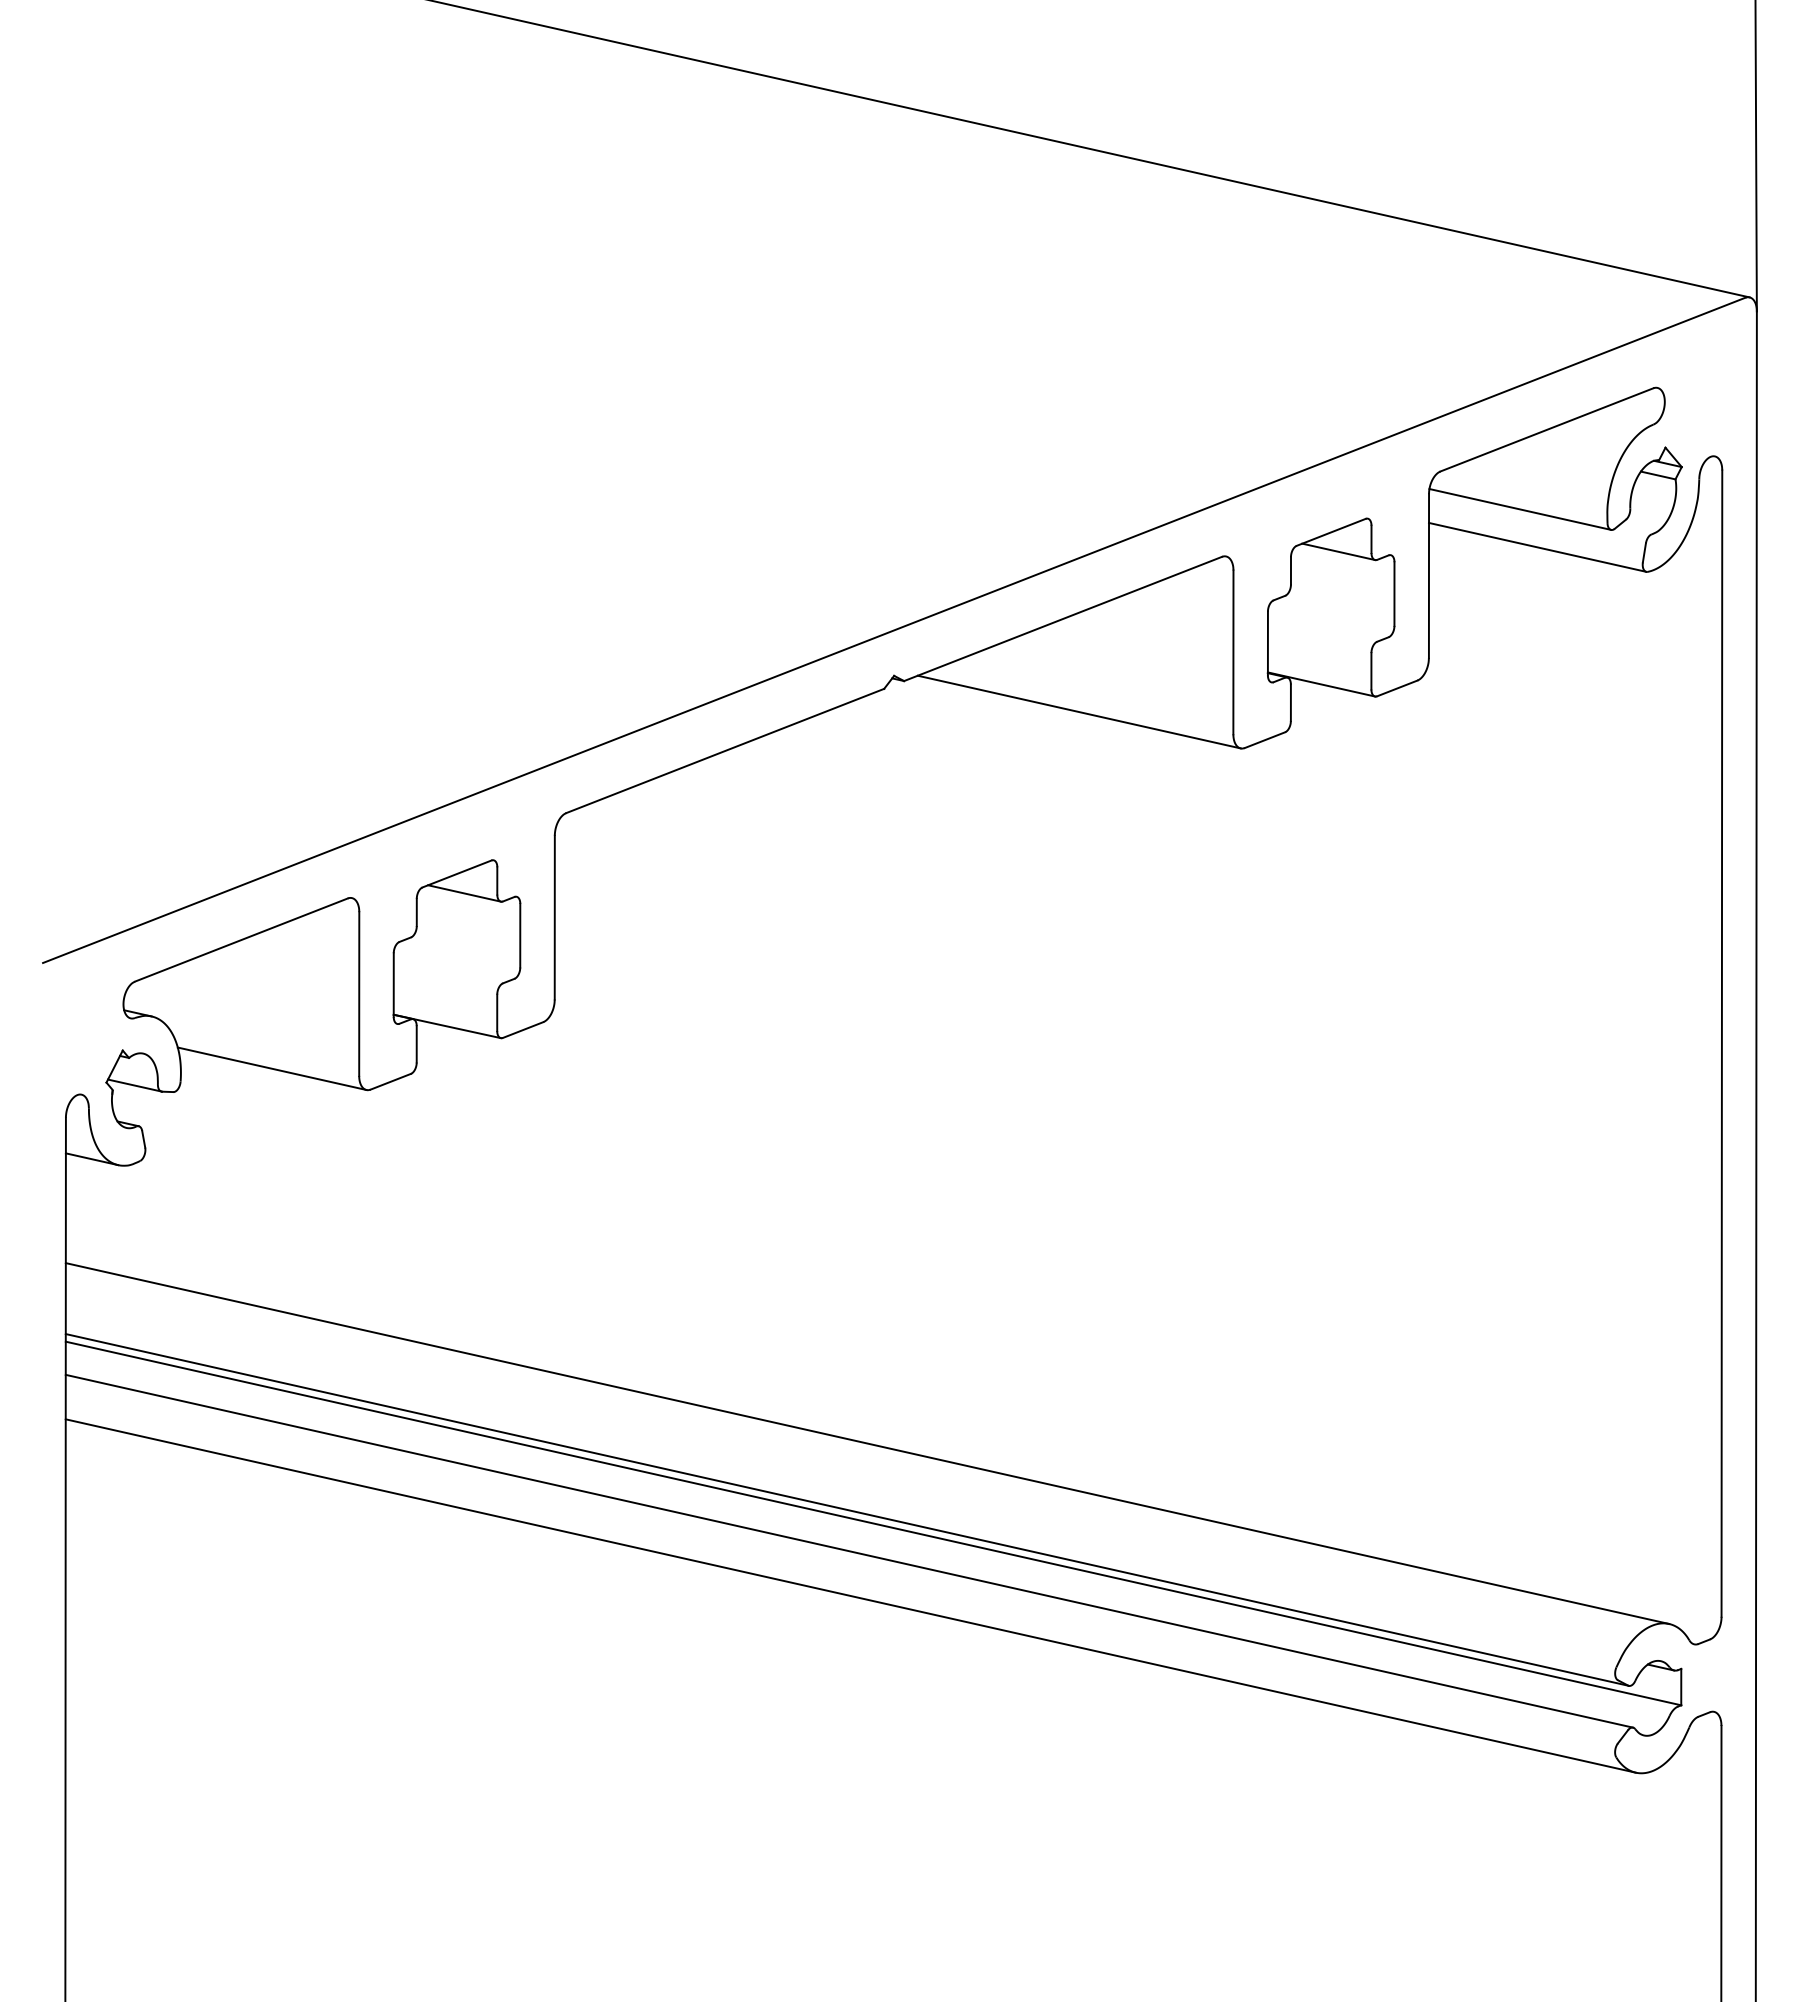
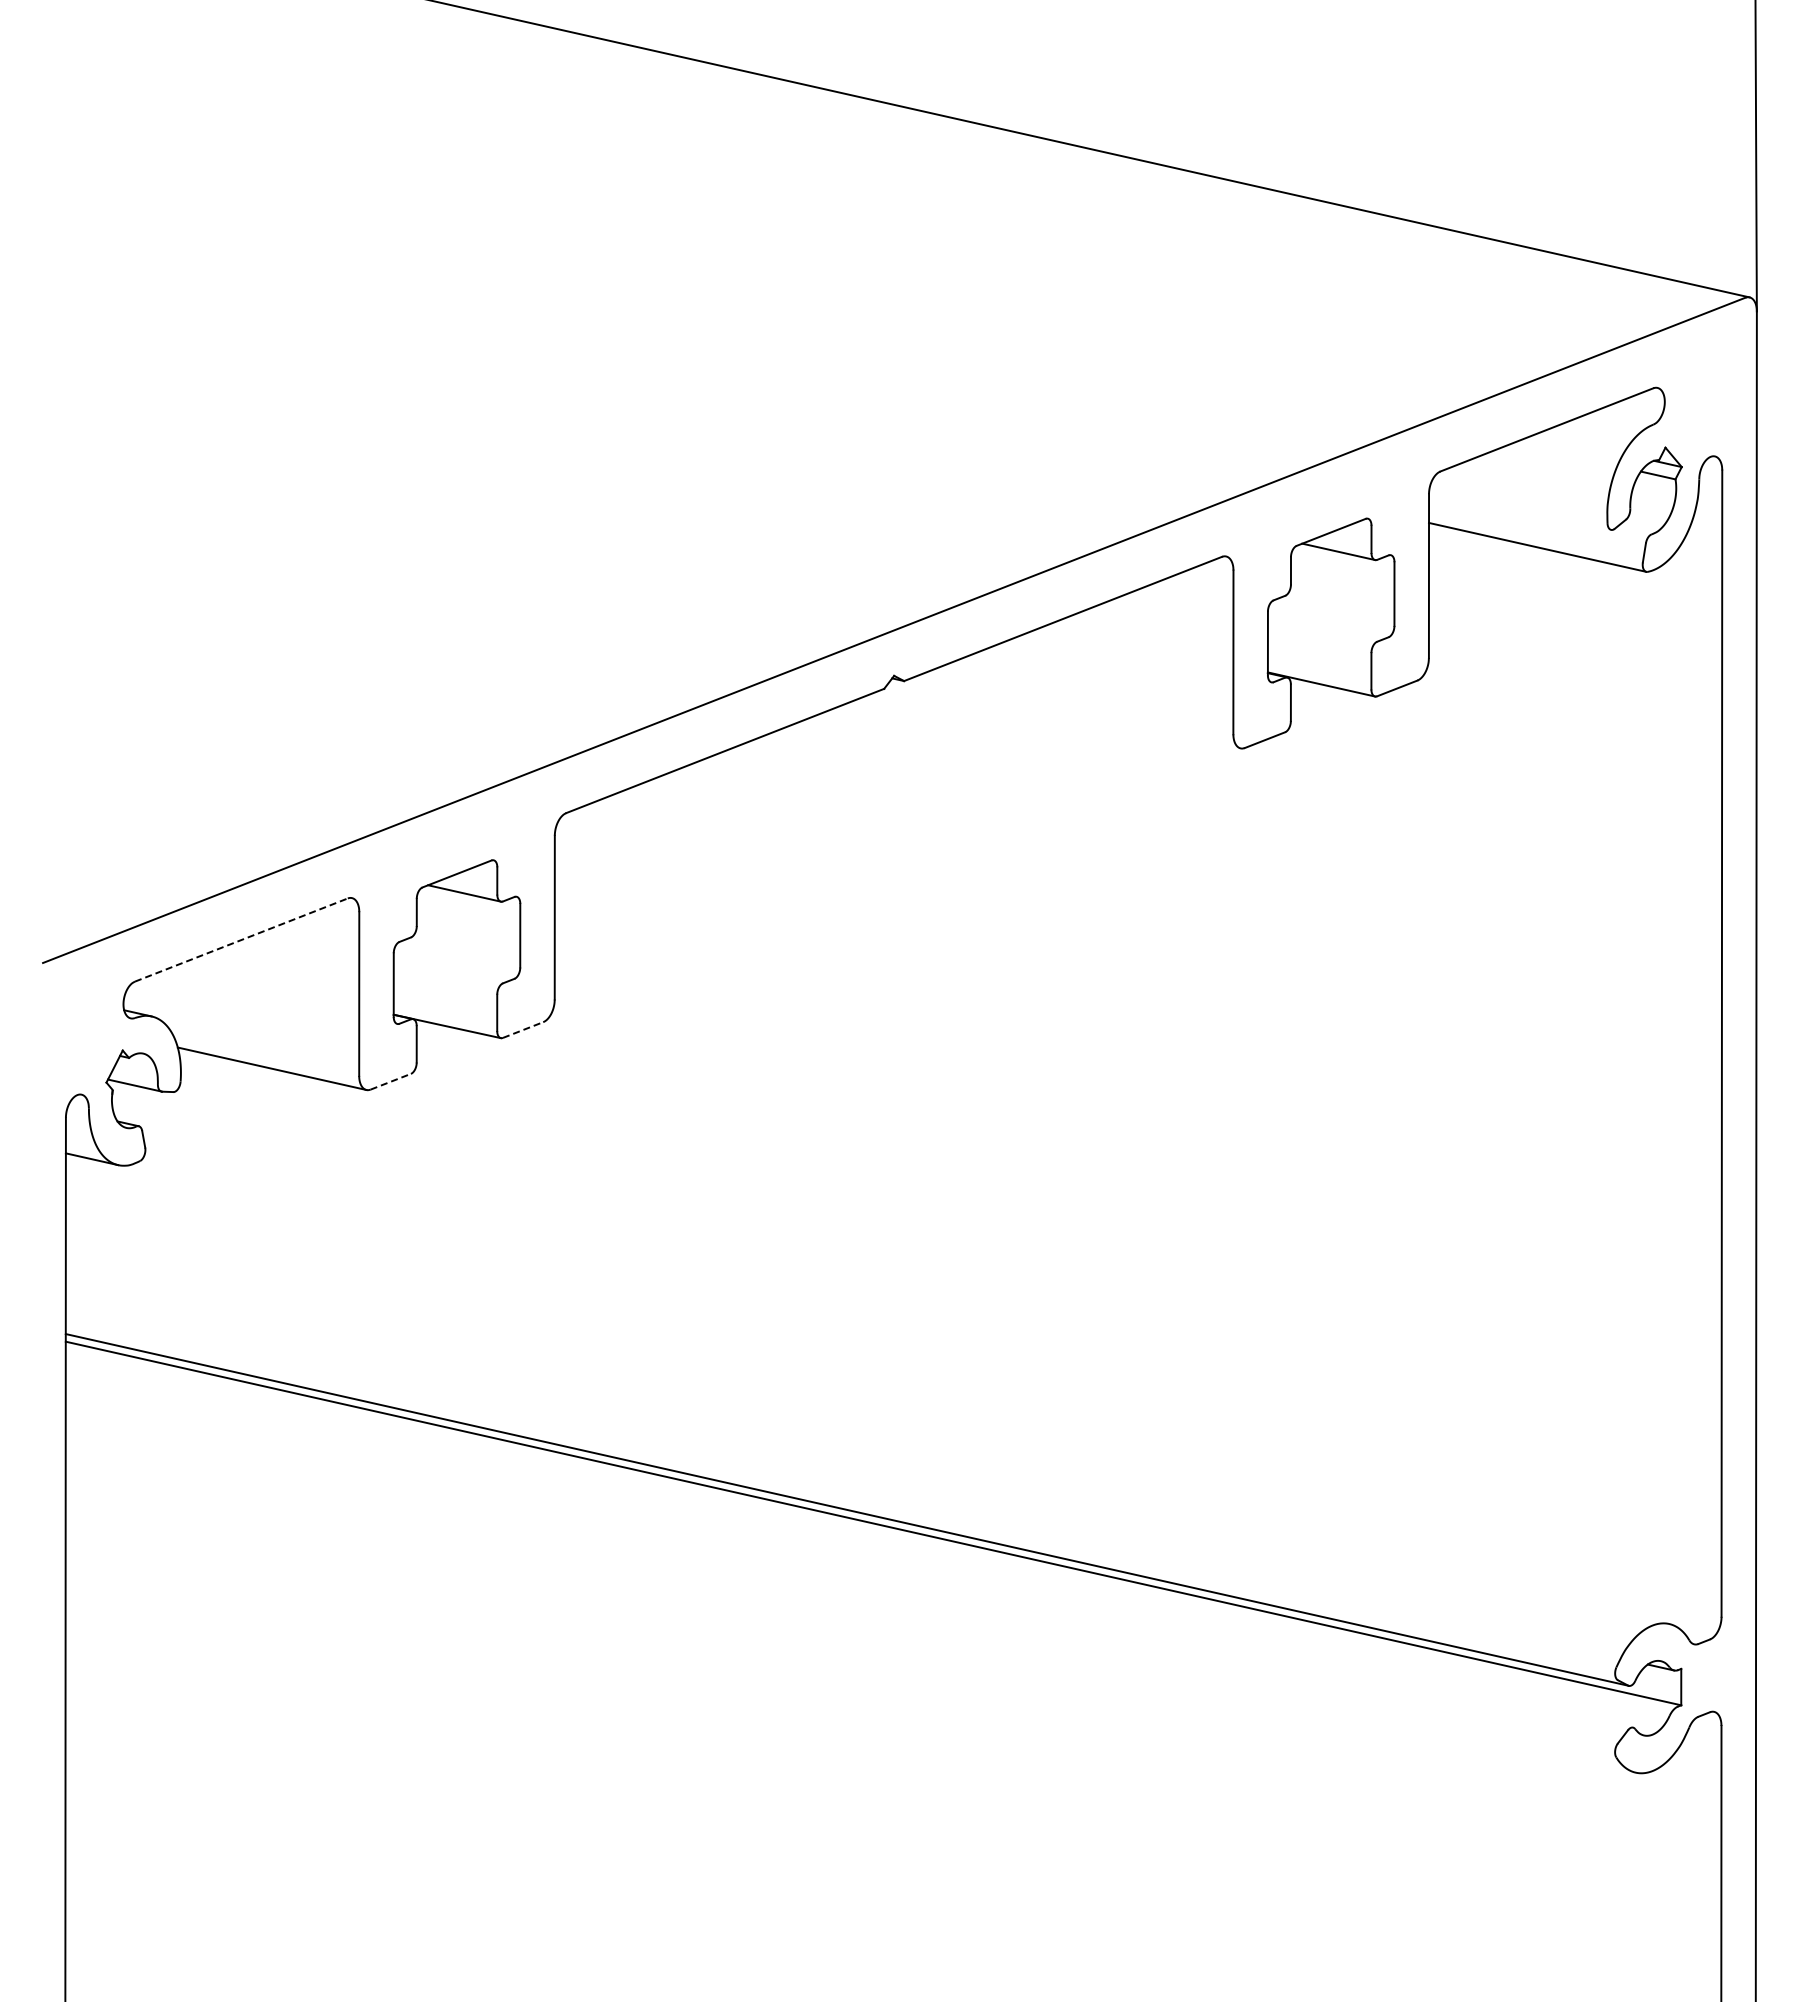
line: present -> none (1520, 509)
line: present -> none (1078, 711)
line: solid -> dashed (241, 939)
line: solid -> dashed (523, 1030)
line: solid -> dashed (390, 1081)
line: present -> none (867, 1443)
line: present -> none (849, 1550)
line: present -> none (850, 1595)
